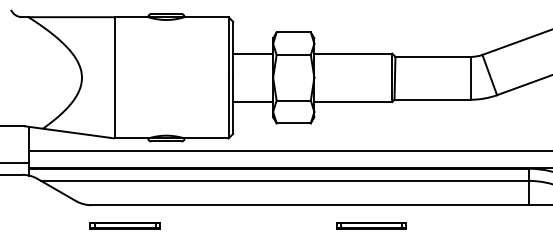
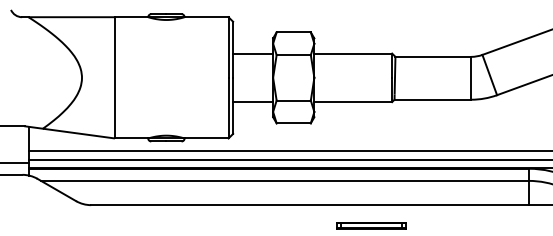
line: none -> present (288, 159)
part: present -> none (125, 225)
